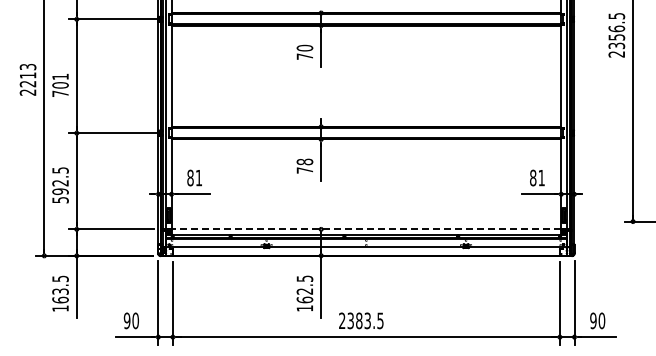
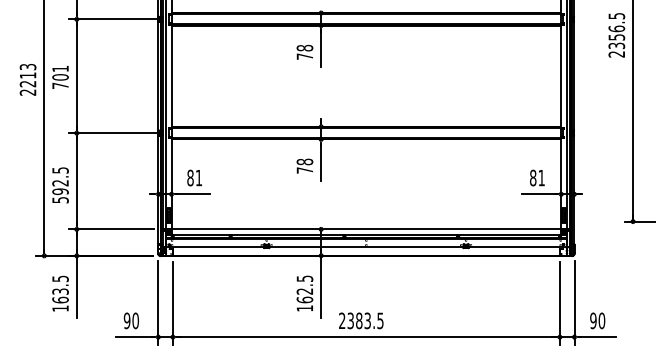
text: 70 -> 78 (304, 47)
text position: (60, 85) -> (60, 77) (60, 77)
line: dashed -> solid (366, 229)
